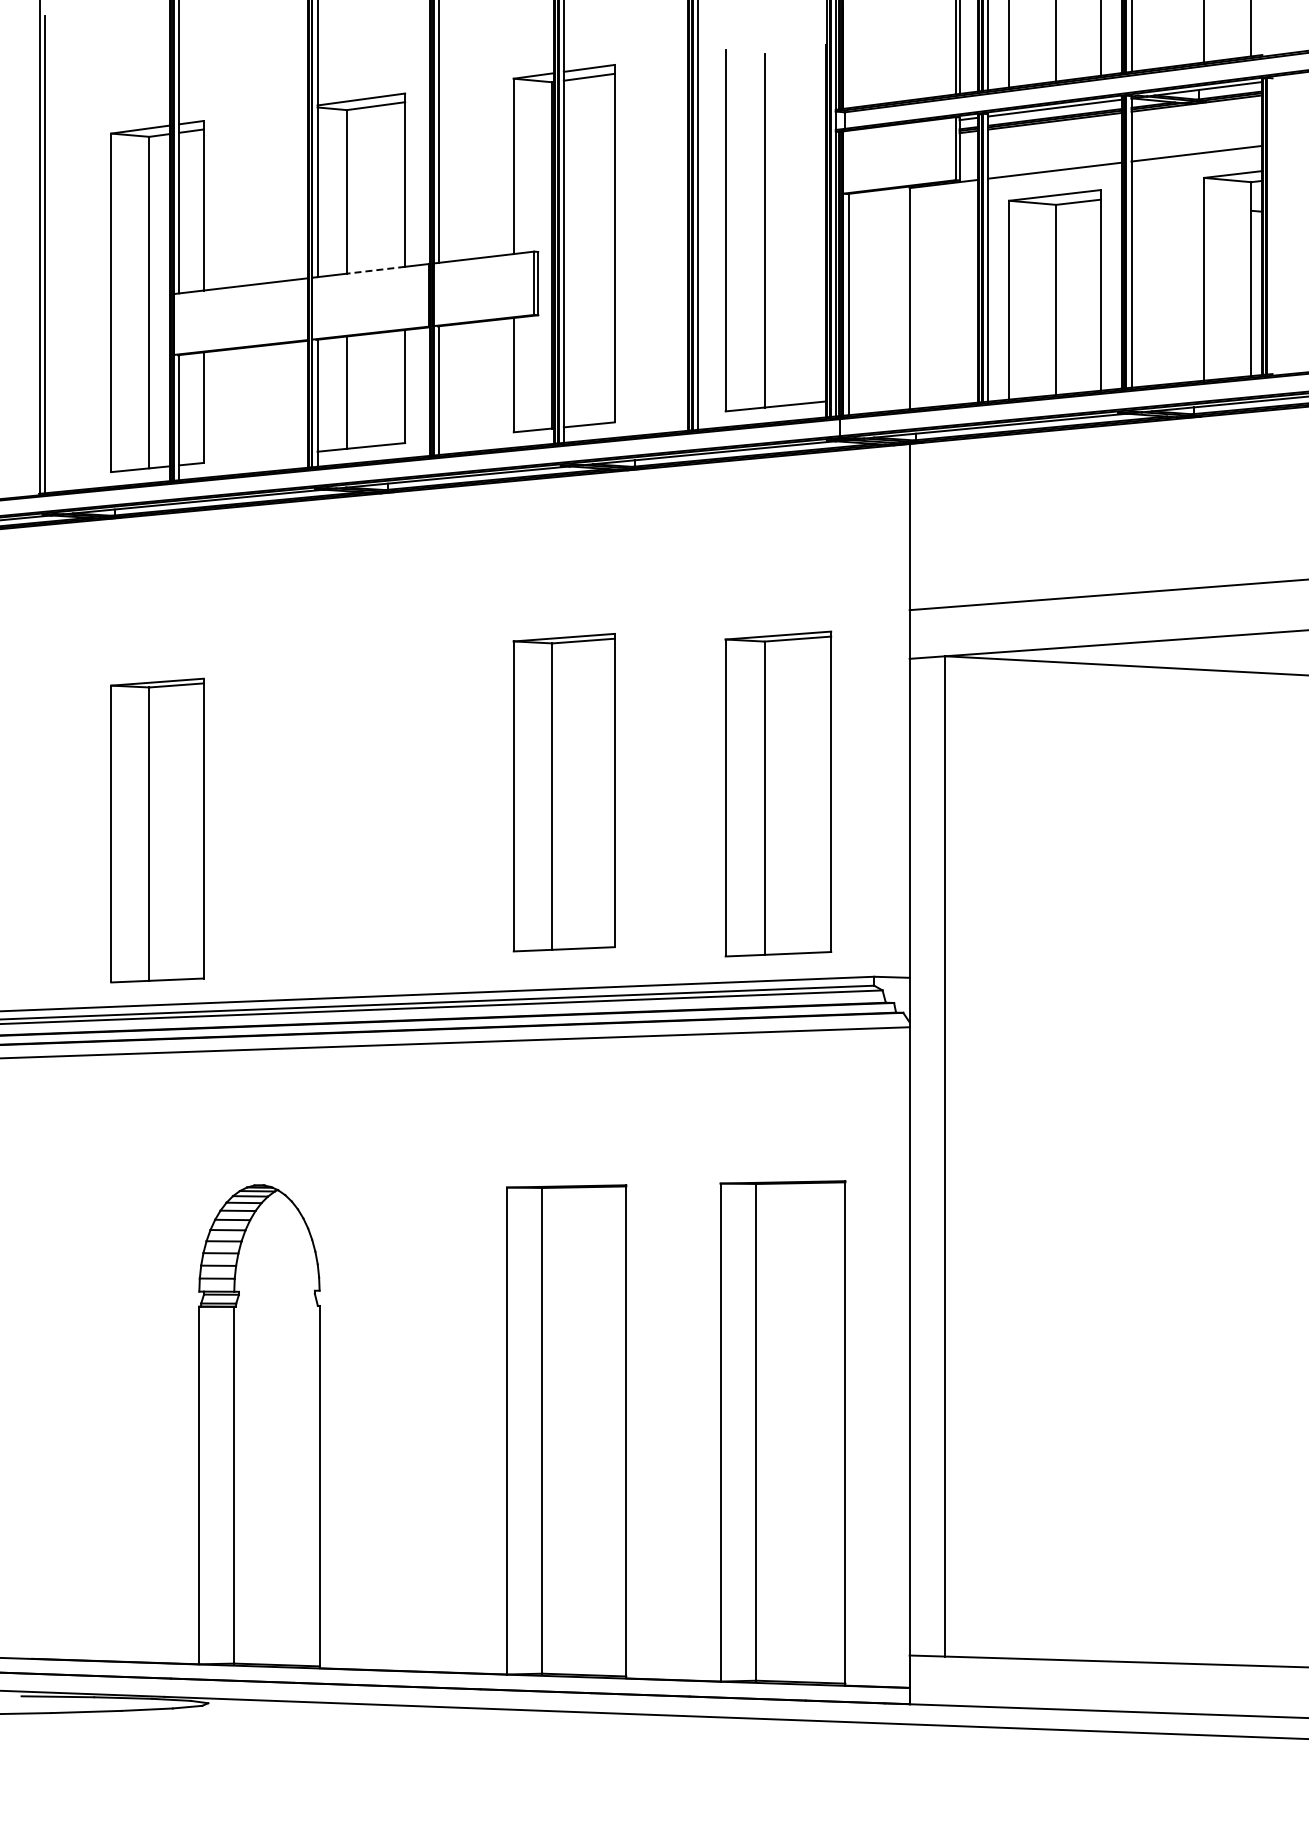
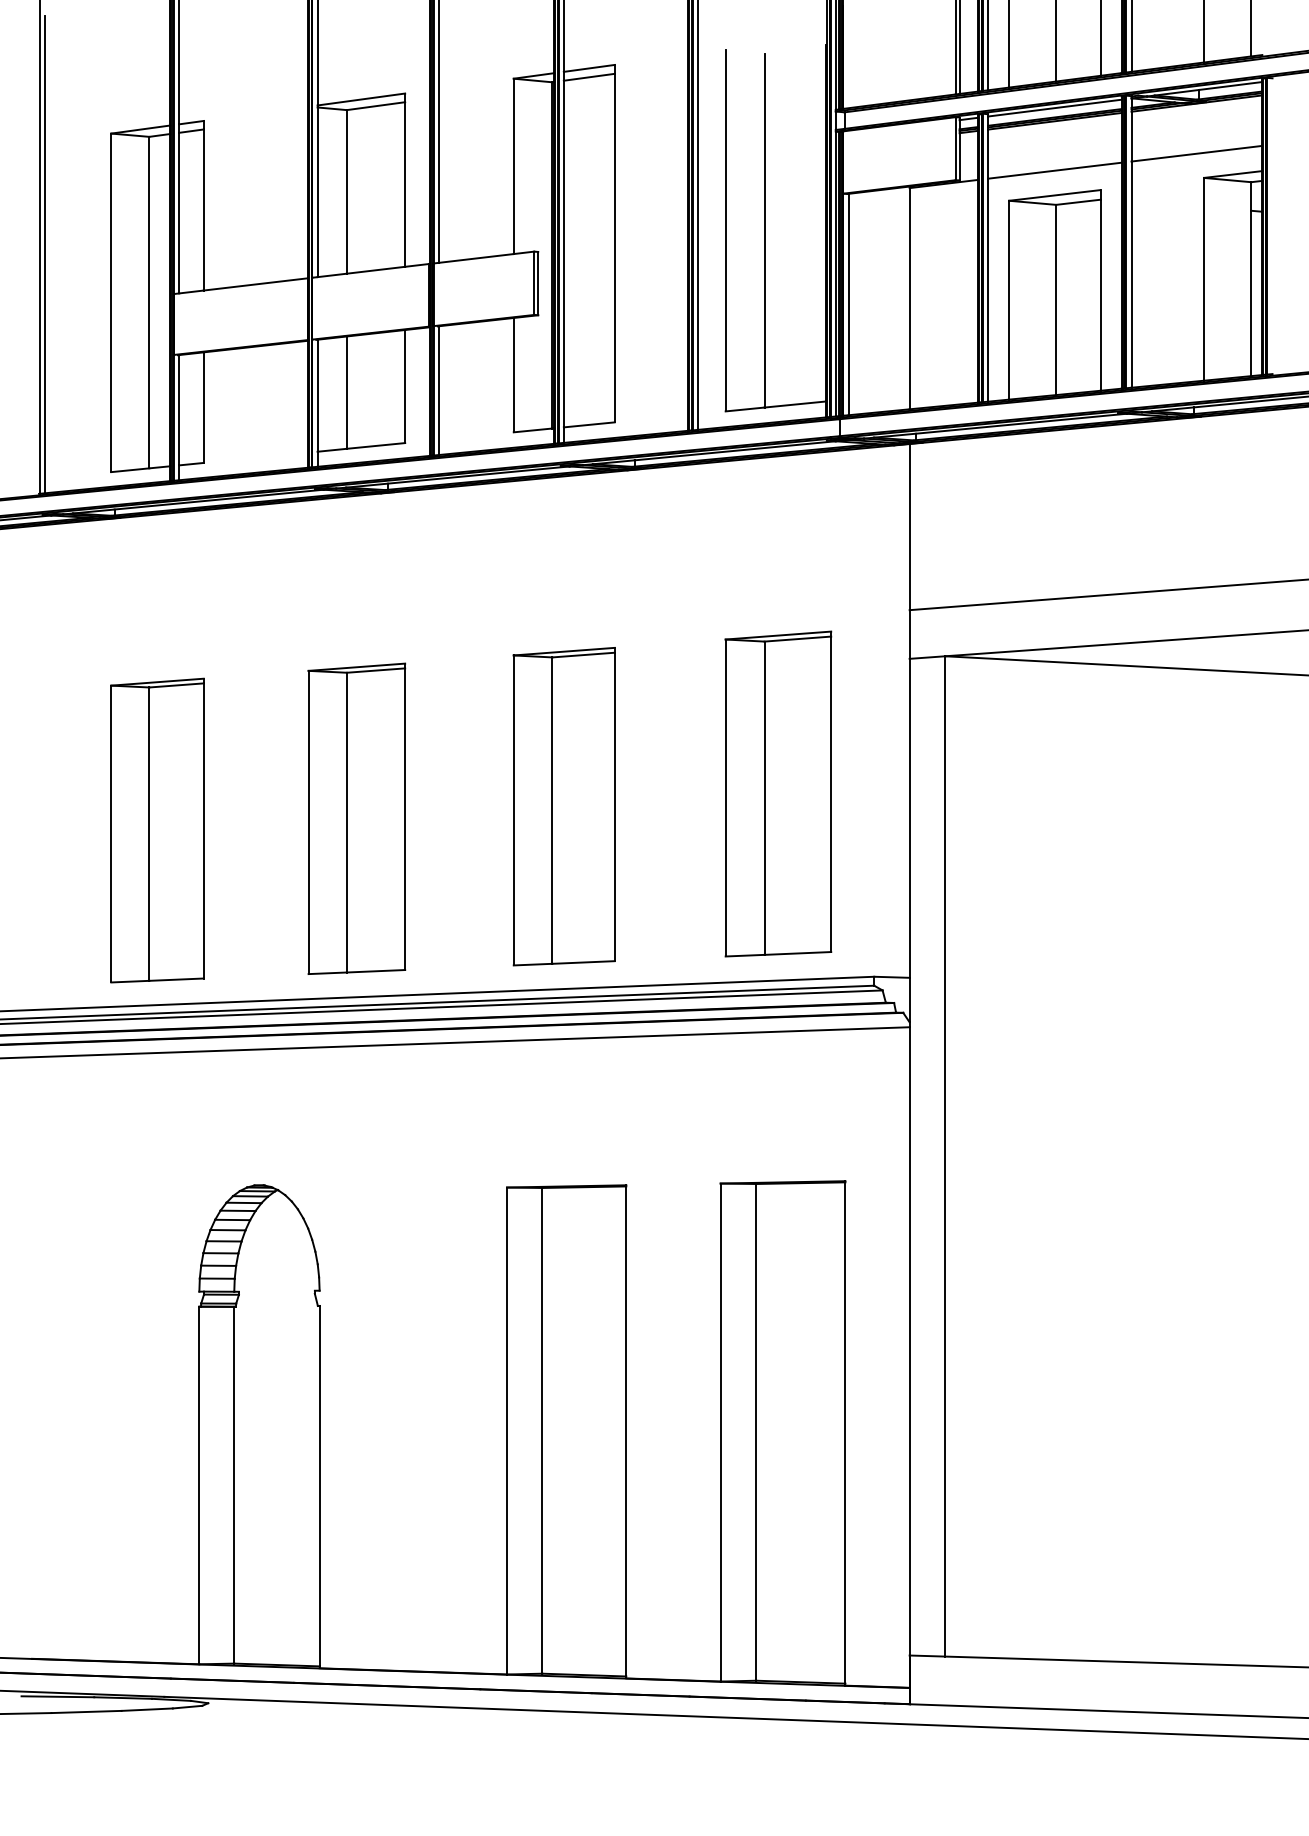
line: dashed -> solid (375, 270)
part position: (563, 792) -> (563, 806) (563, 806)
part: none -> present (356, 818)
